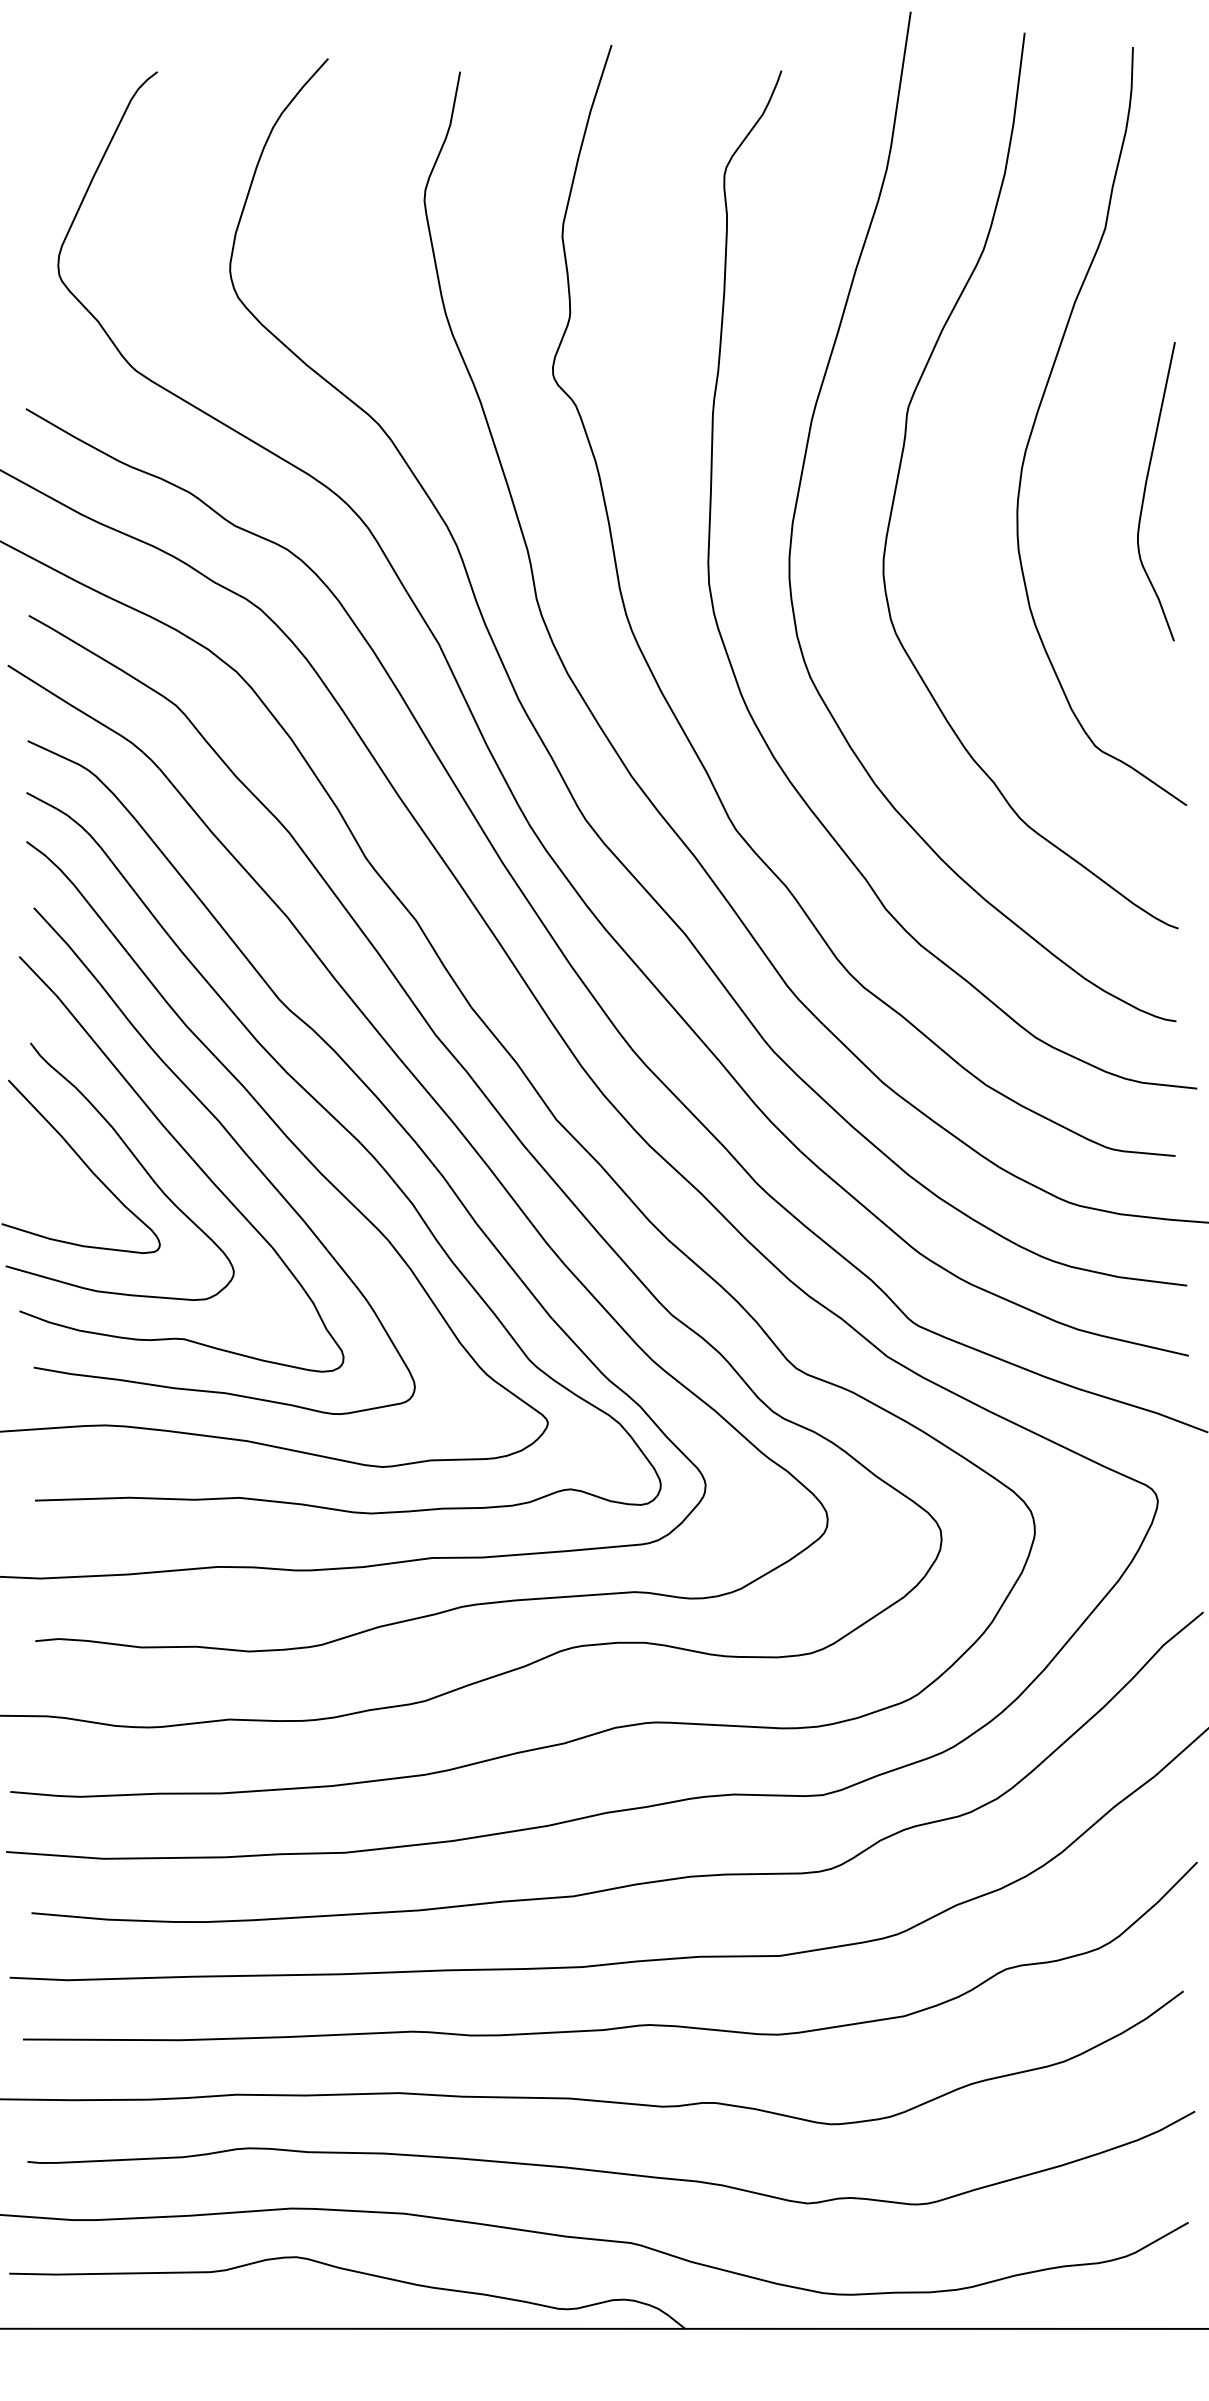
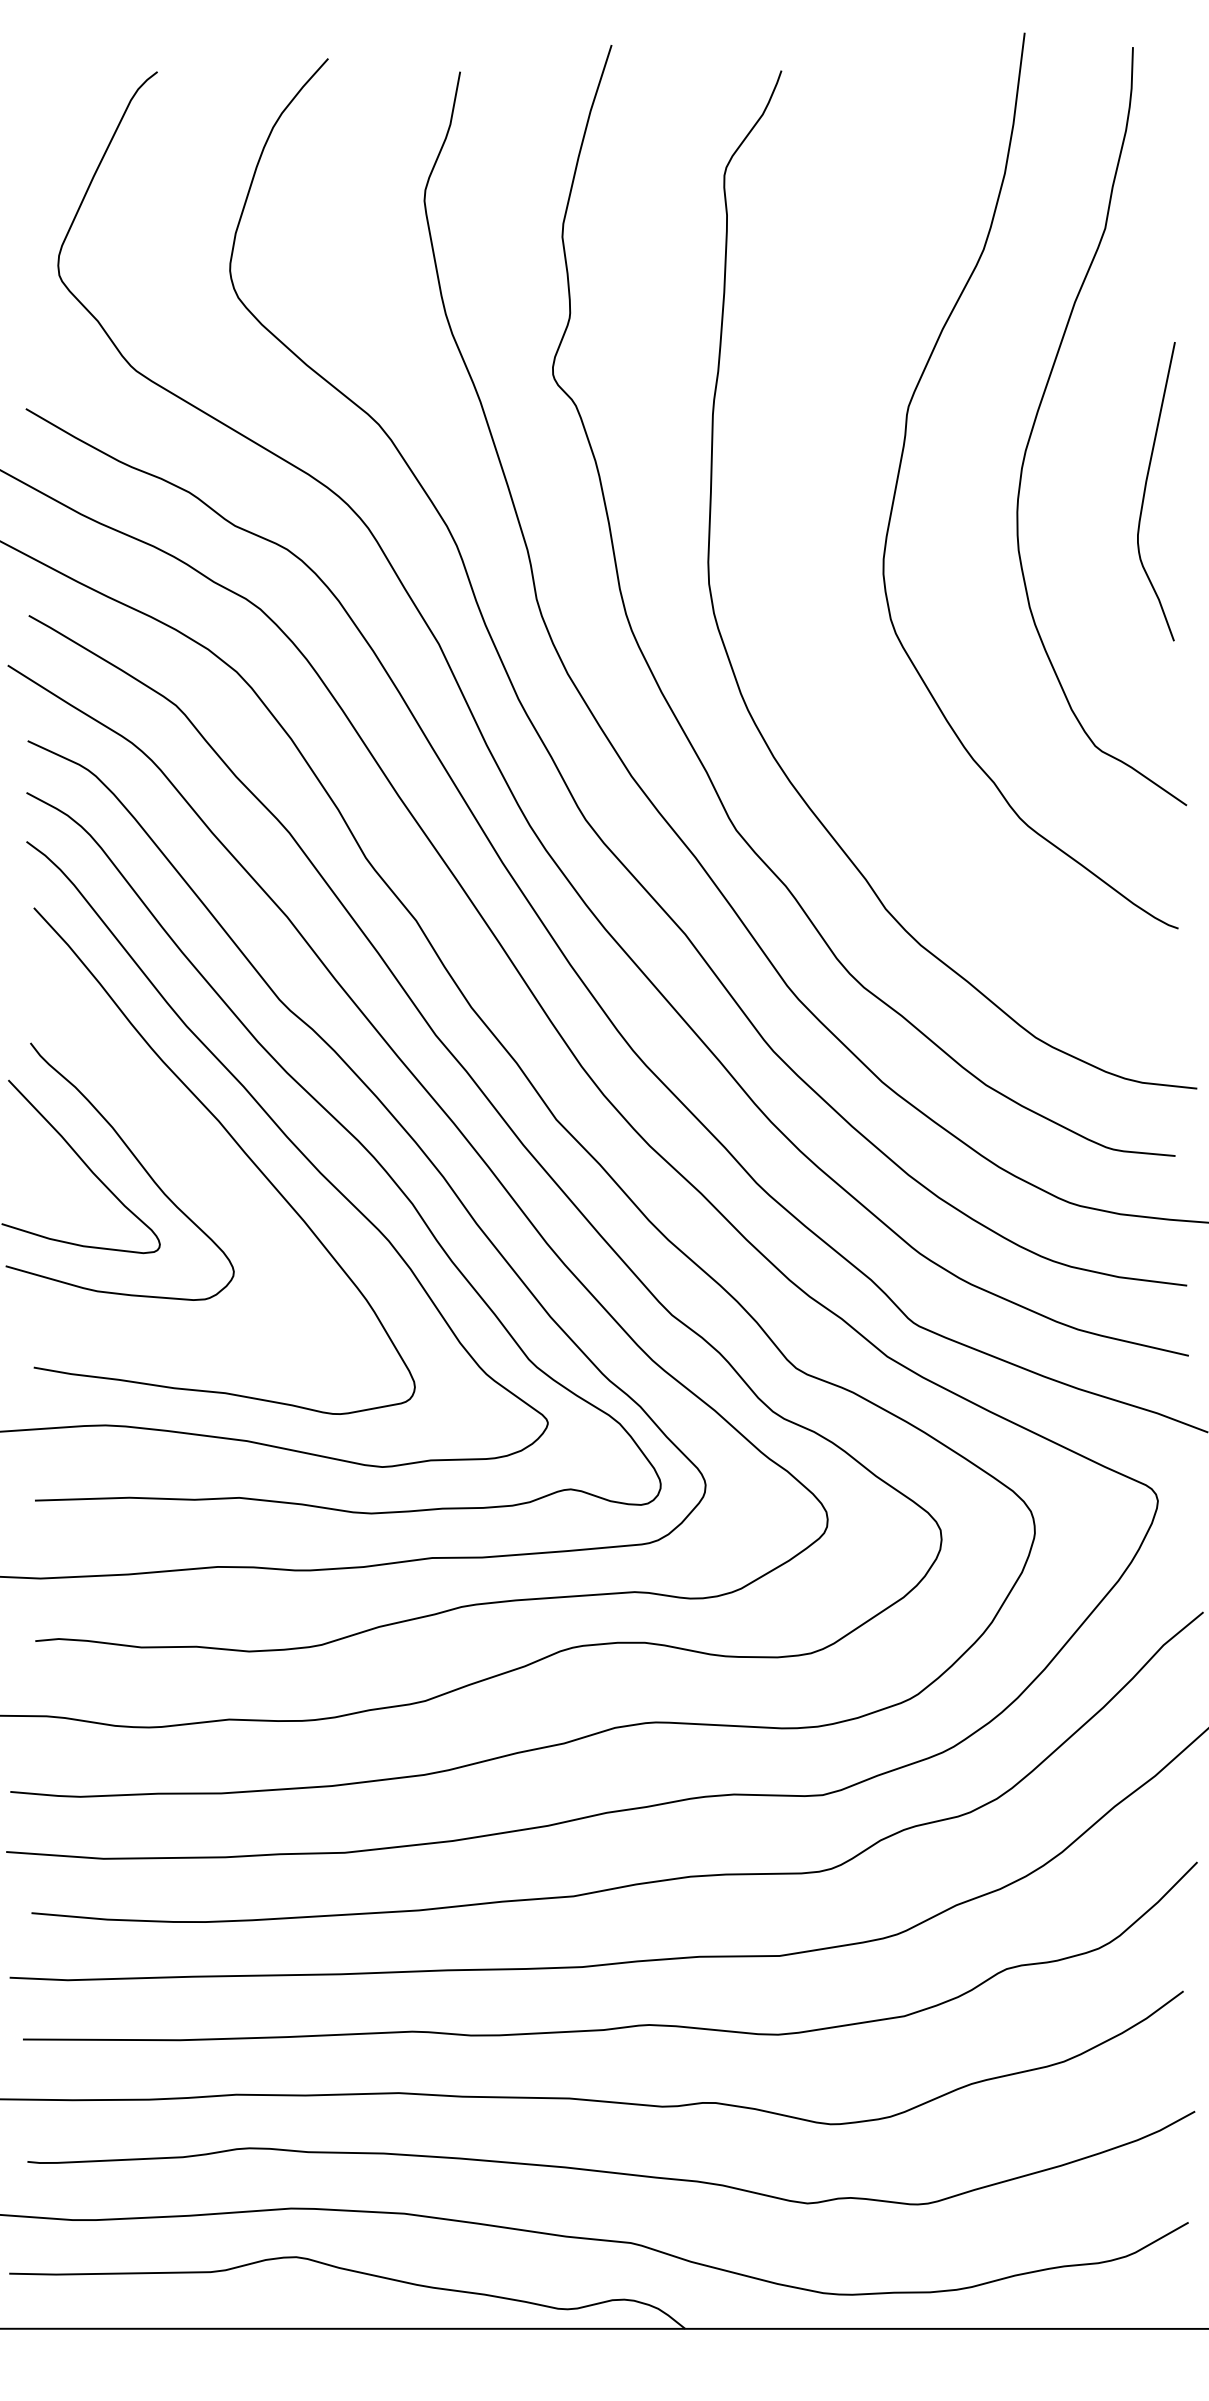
curve: present -> none (801, 482)
curve: present -> none (188, 1156)
